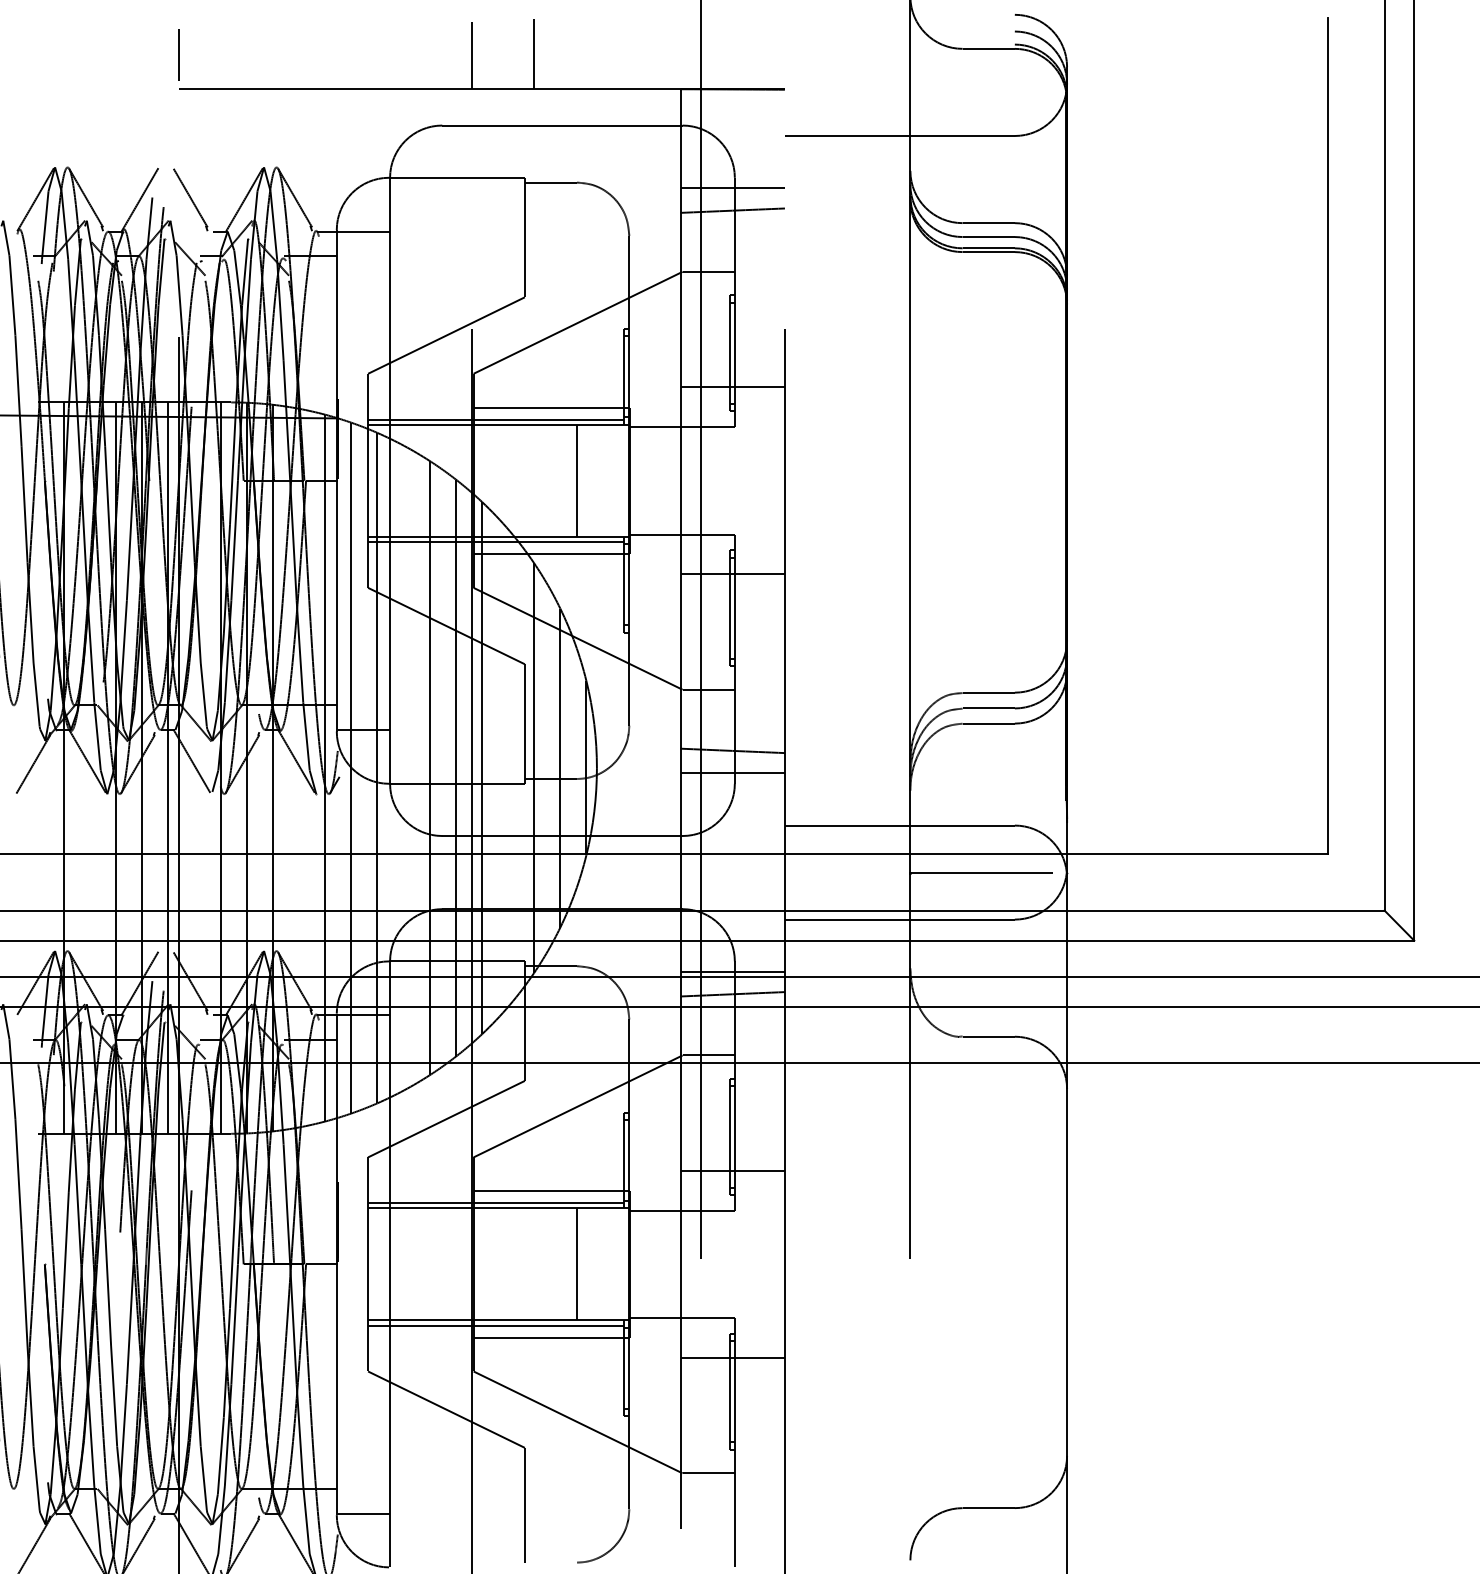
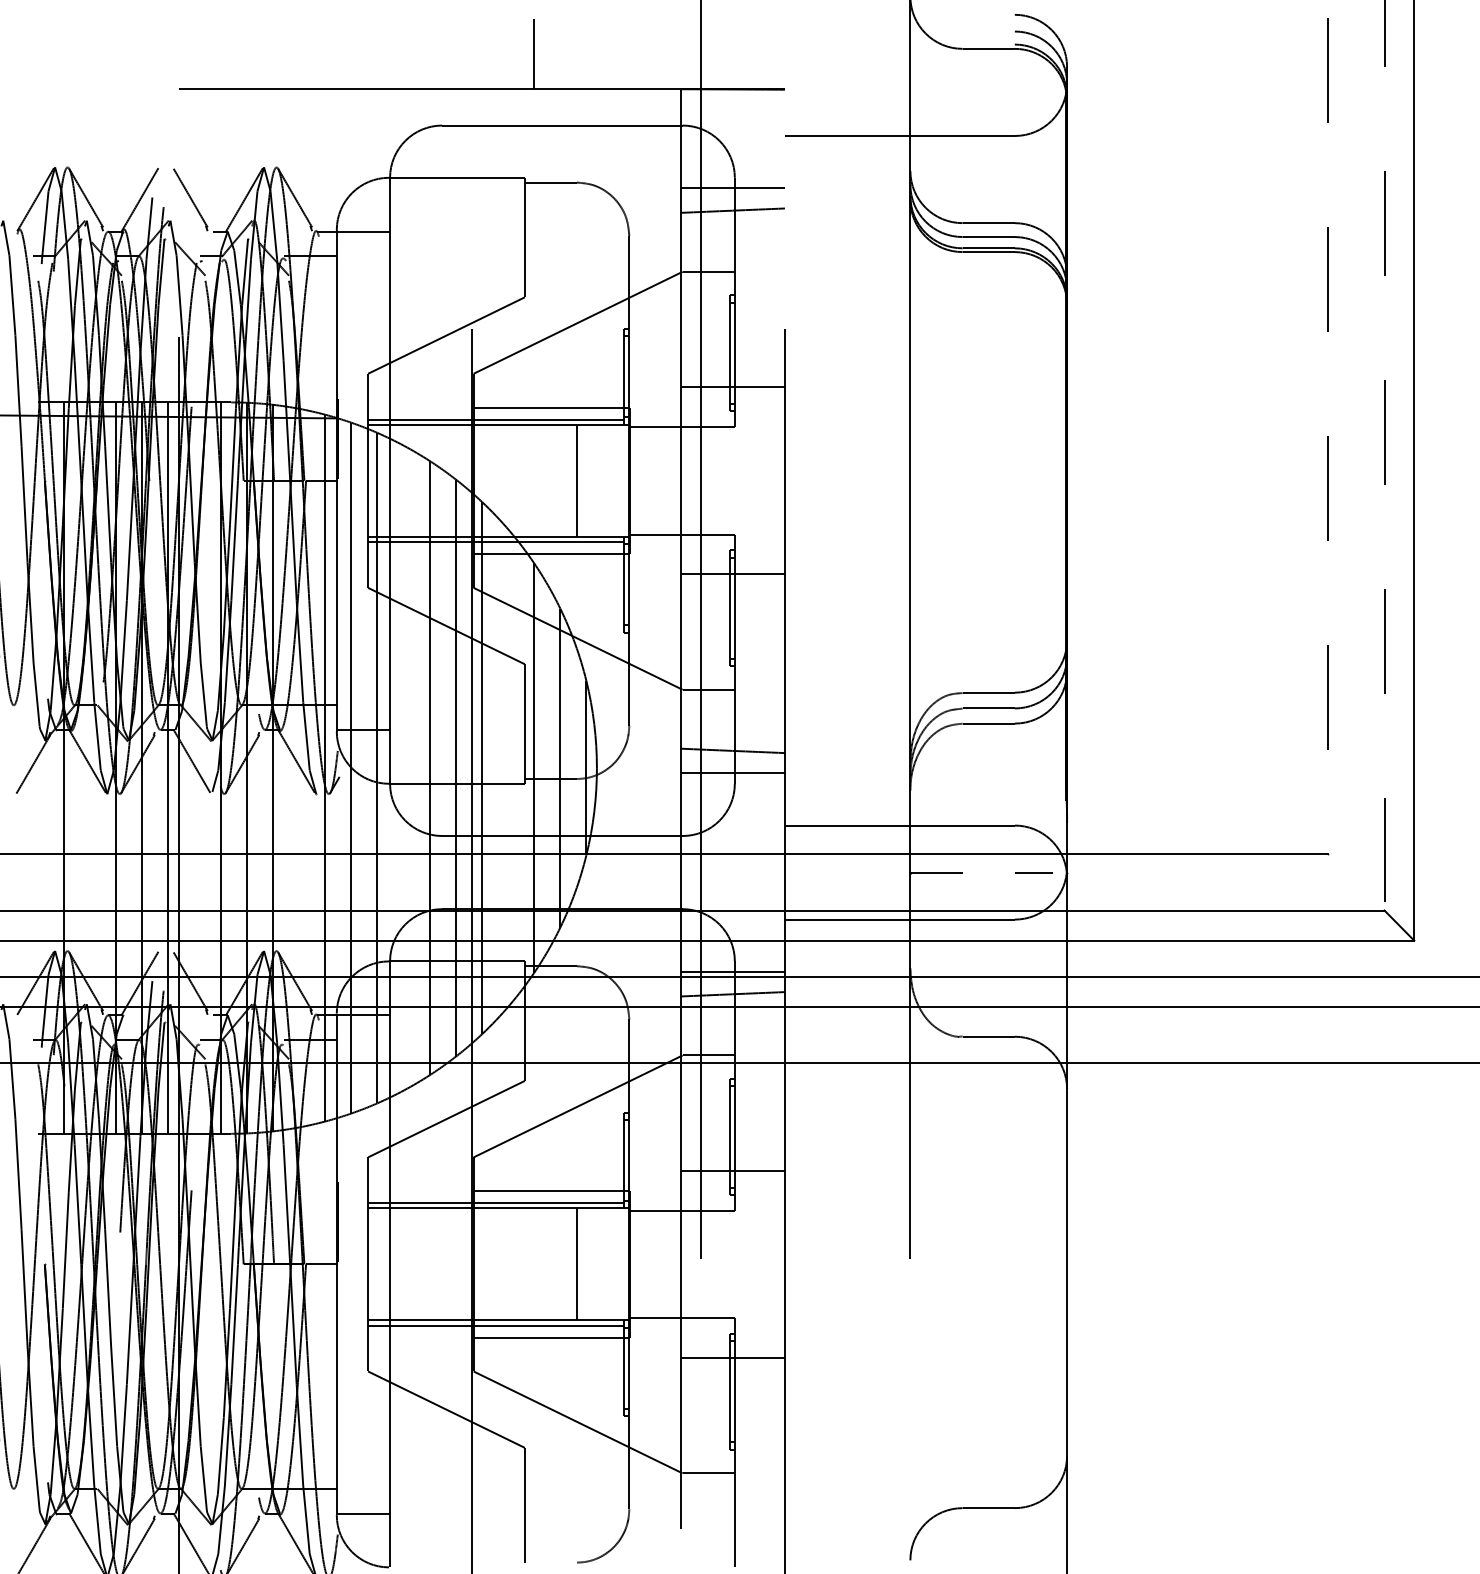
line: present -> none (178, 54)
line: present -> none (471, 54)
line: solid -> dashed (1328, 436)
line: solid -> dashed (1384, 455)
line: present -> none (988, 872)
